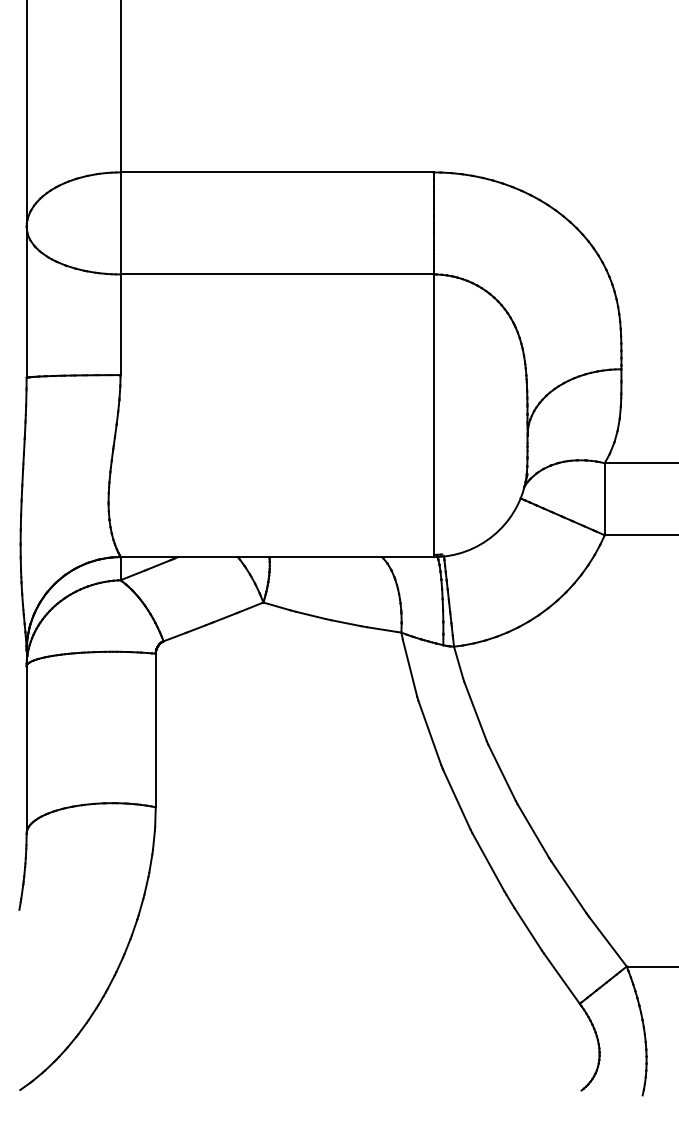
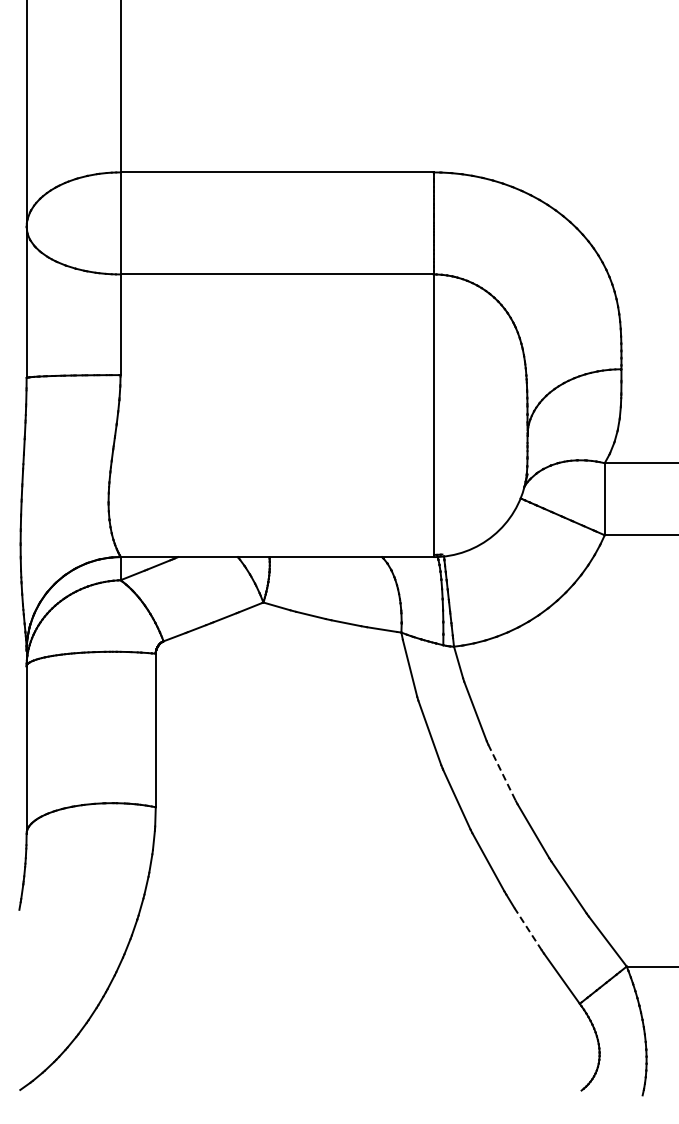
line: solid -> dashed (502, 773)
line: solid -> dashed (527, 928)
